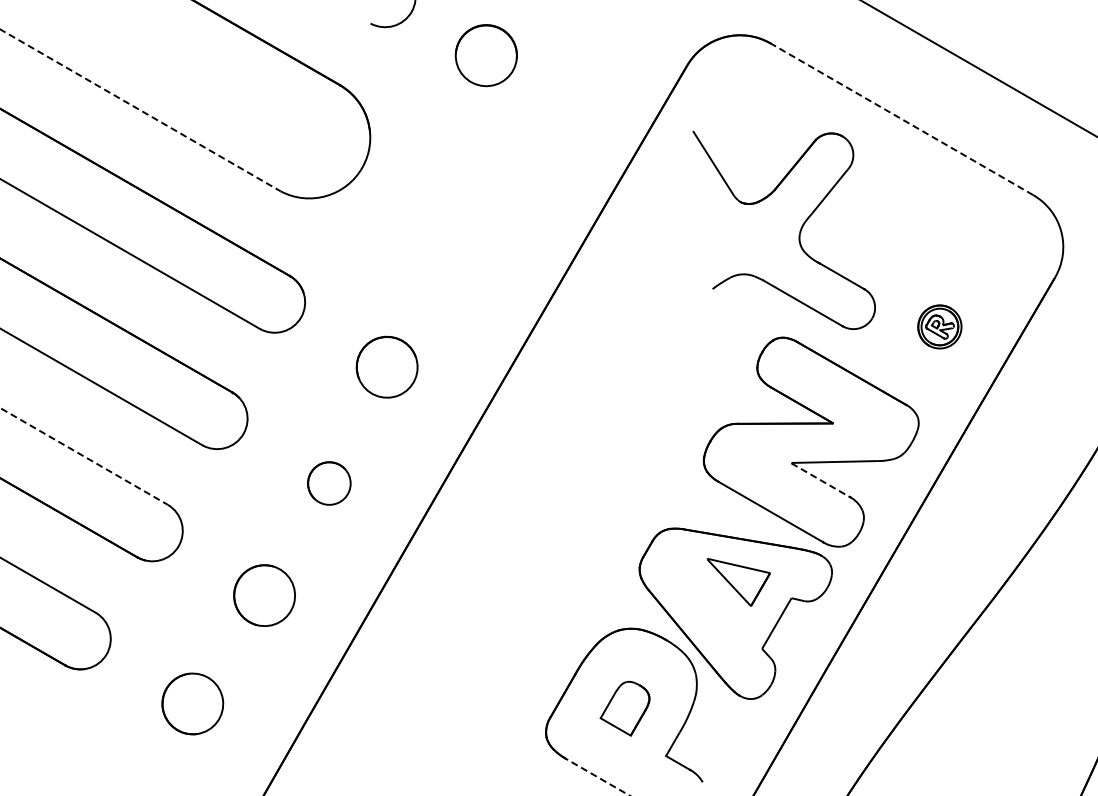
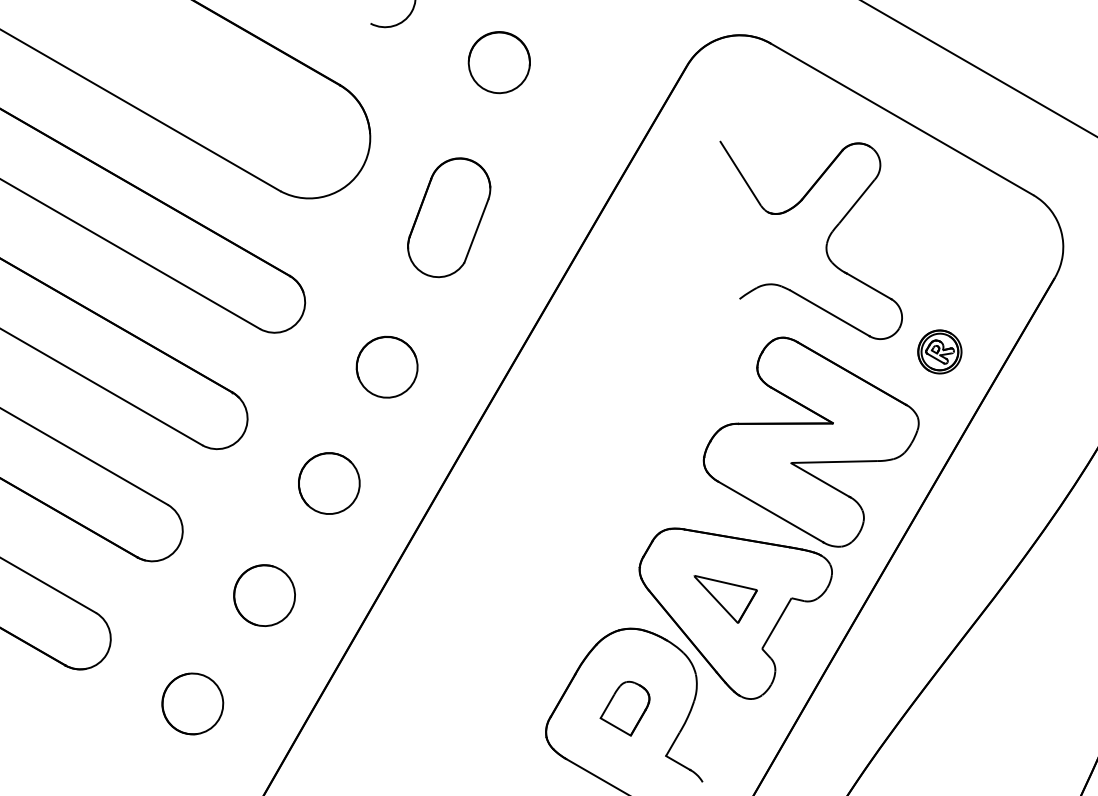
part position: (485, 55) -> (498, 62) (498, 62)
line: dashed -> solid (140, 110)
line: dashed -> solid (901, 119)
part: none -> present (449, 217)
part position: (798, 234) -> (825, 244) (825, 244)
part position: (939, 326) -> (939, 351) (939, 351)
line: dashed -> solid (84, 456)
line: dashed -> solid (820, 480)
part size: 45x45 px -> 63x63 px (329, 483)
part position: (738, 582) -> (725, 599) (725, 599)
line: dashed -> solid (597, 777)
